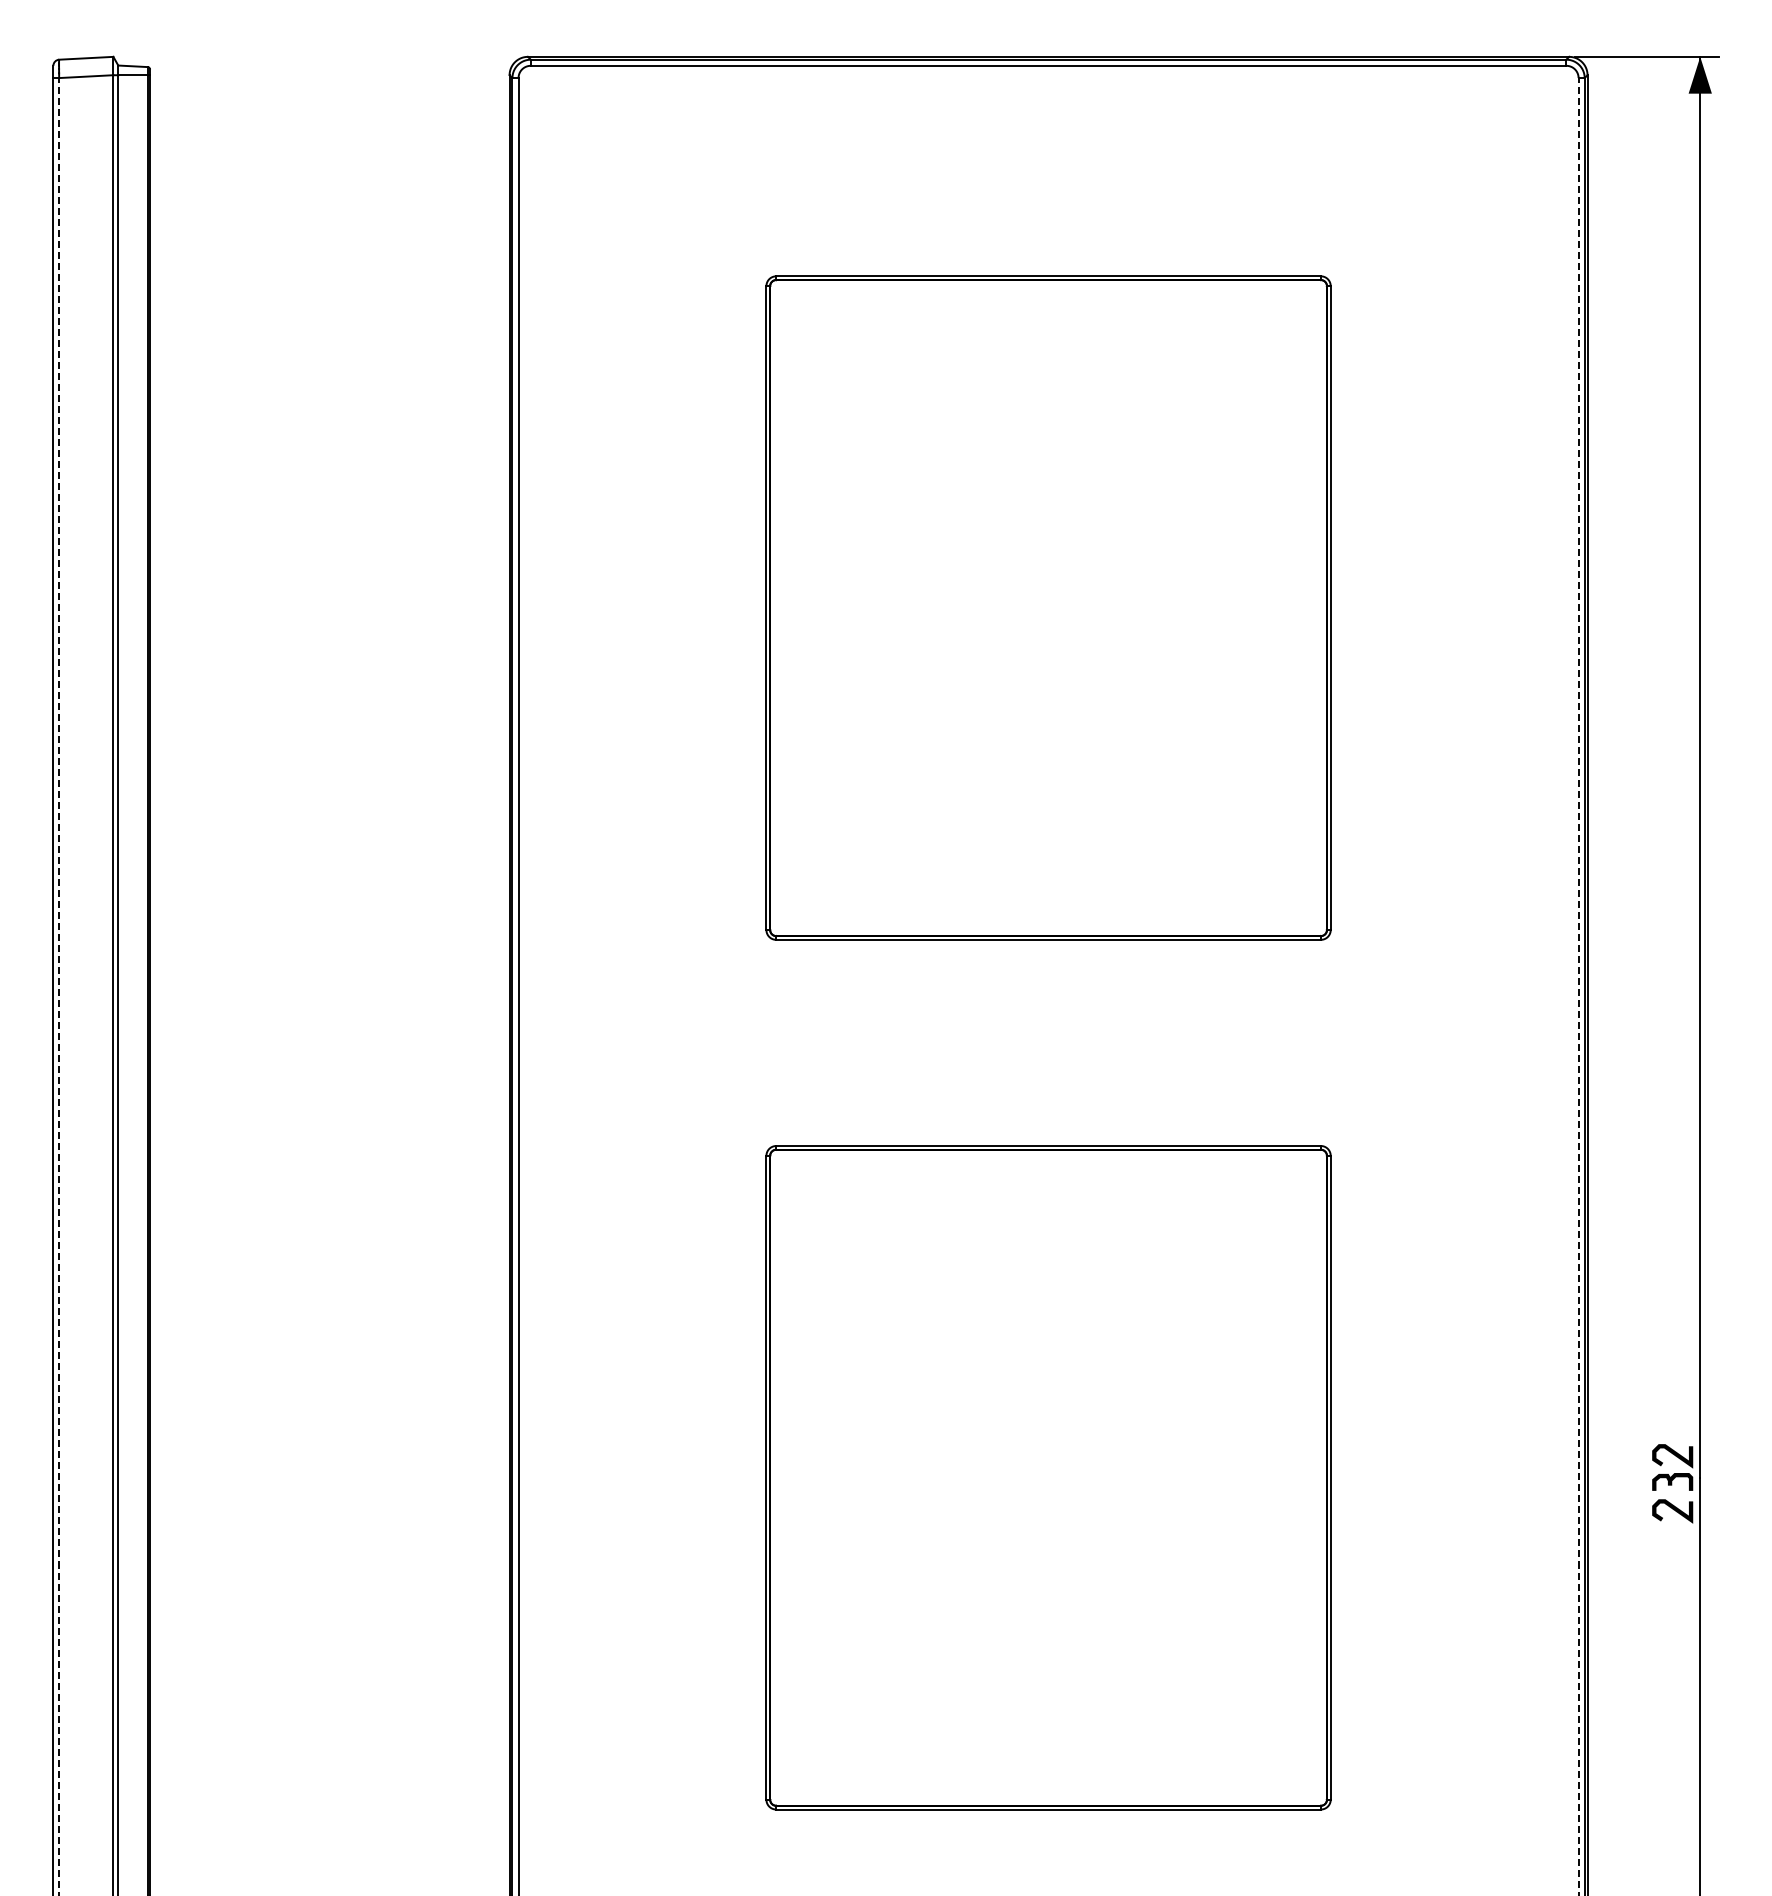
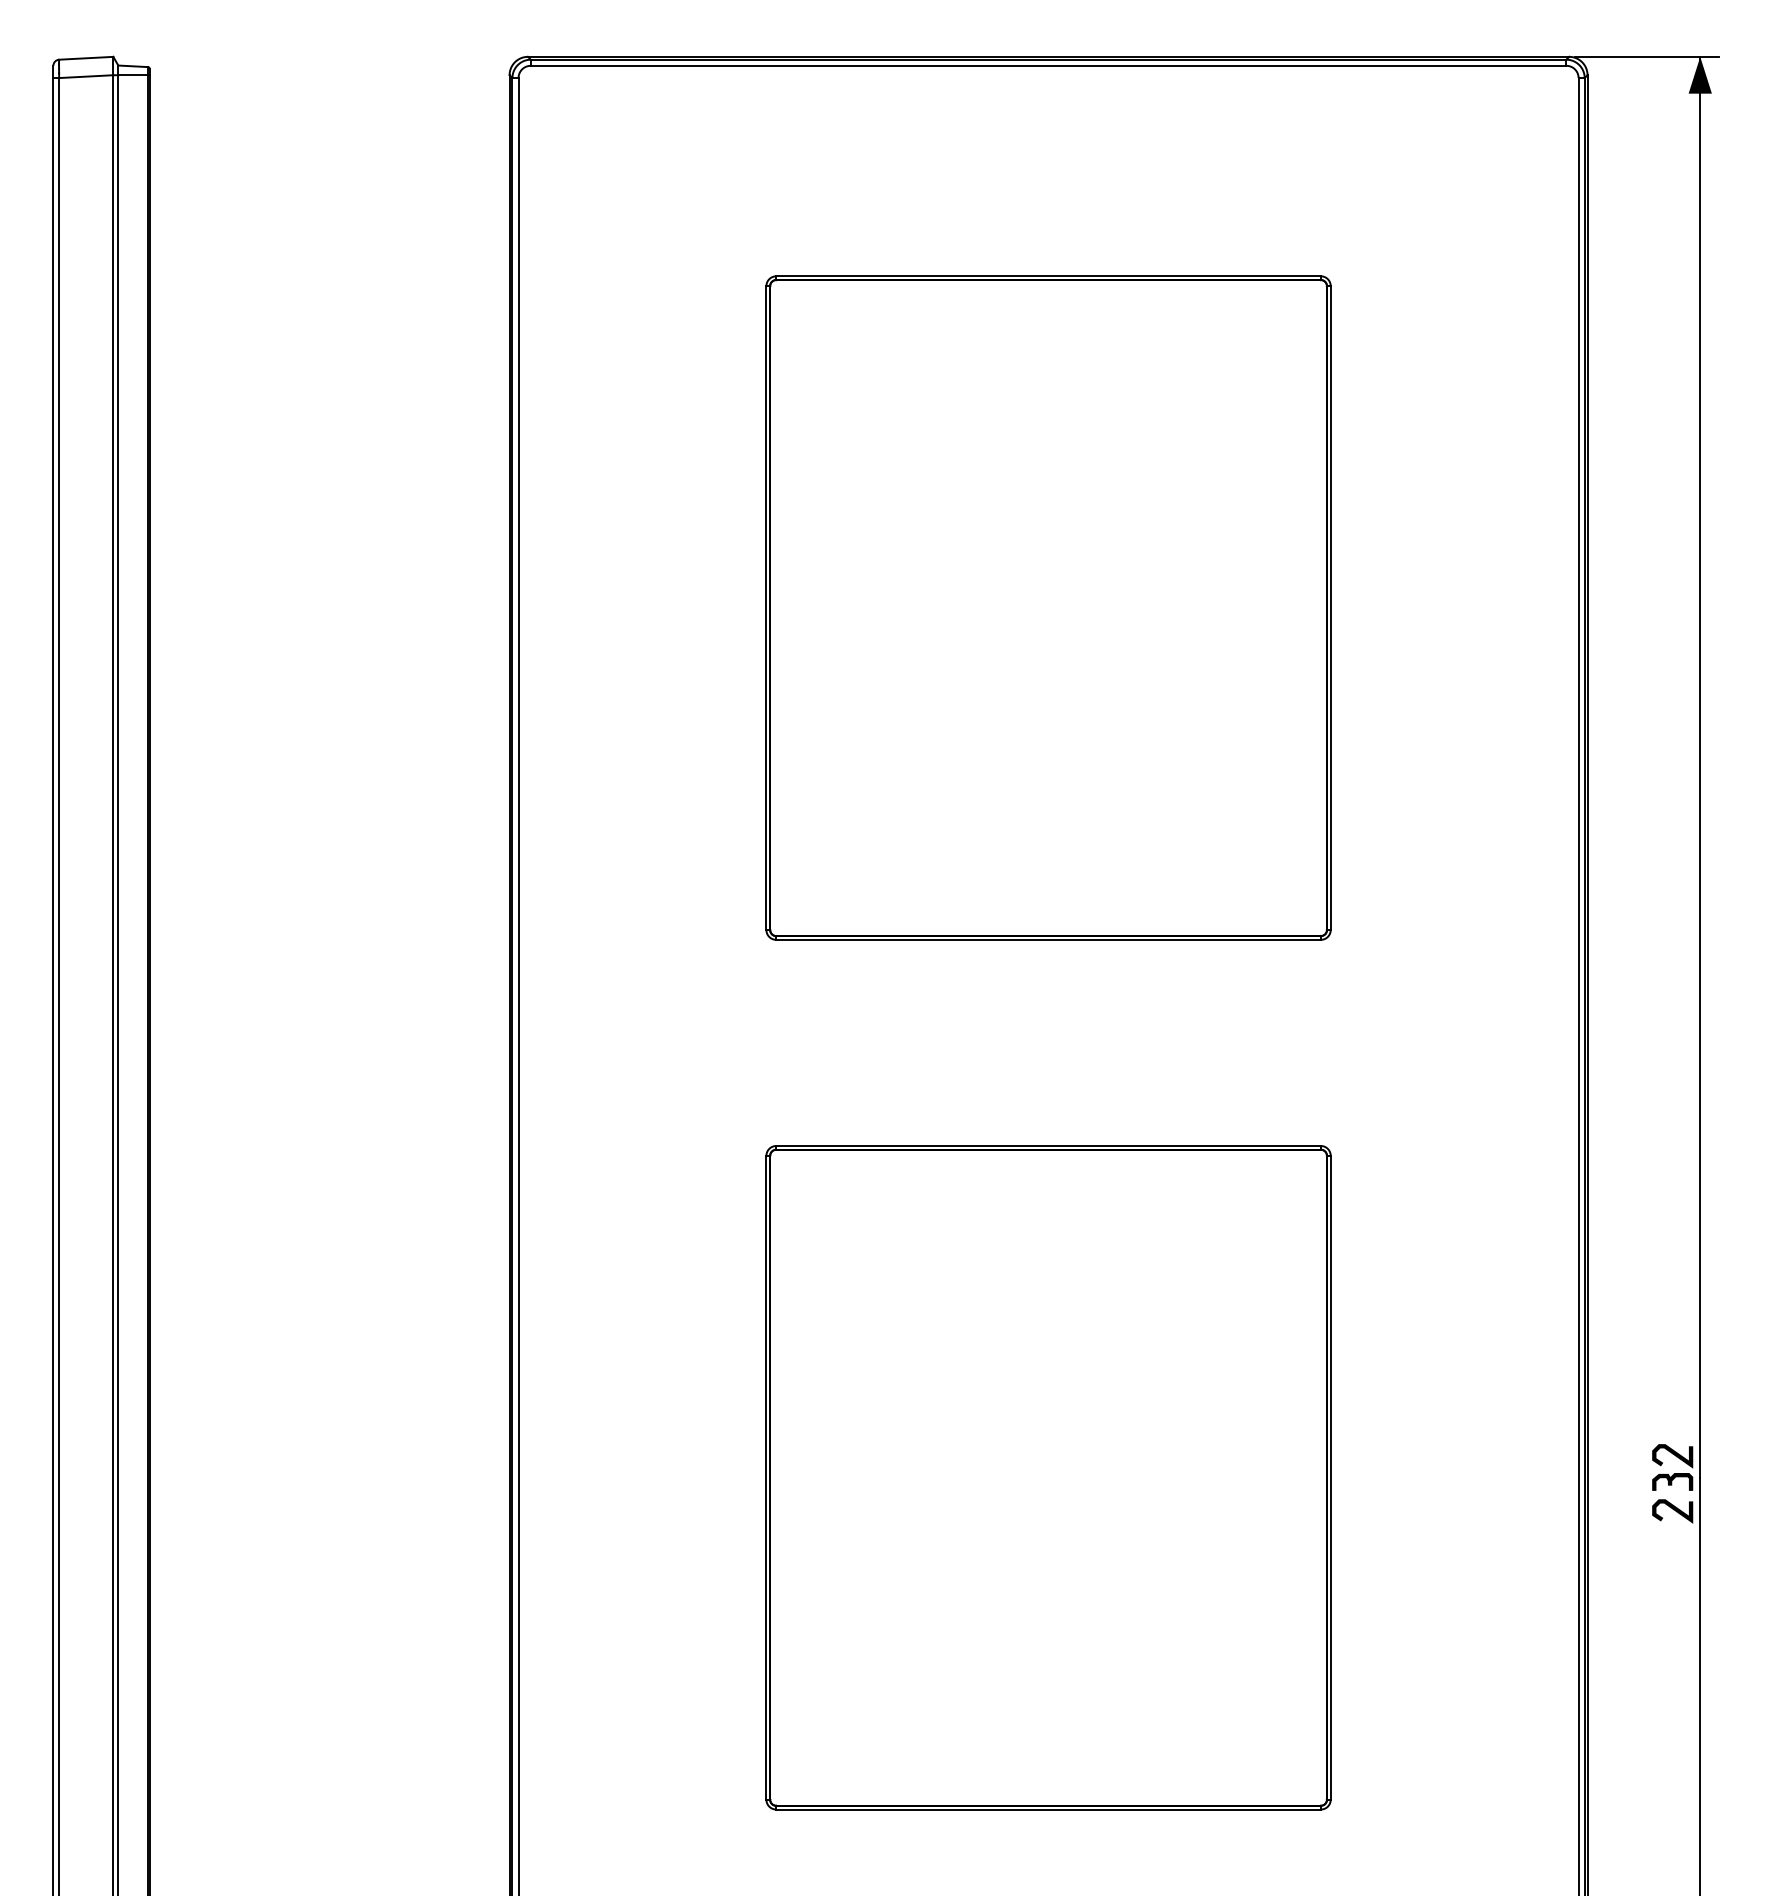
line: dashed -> solid (59, 986)
line: dashed -> solid (1578, 986)
